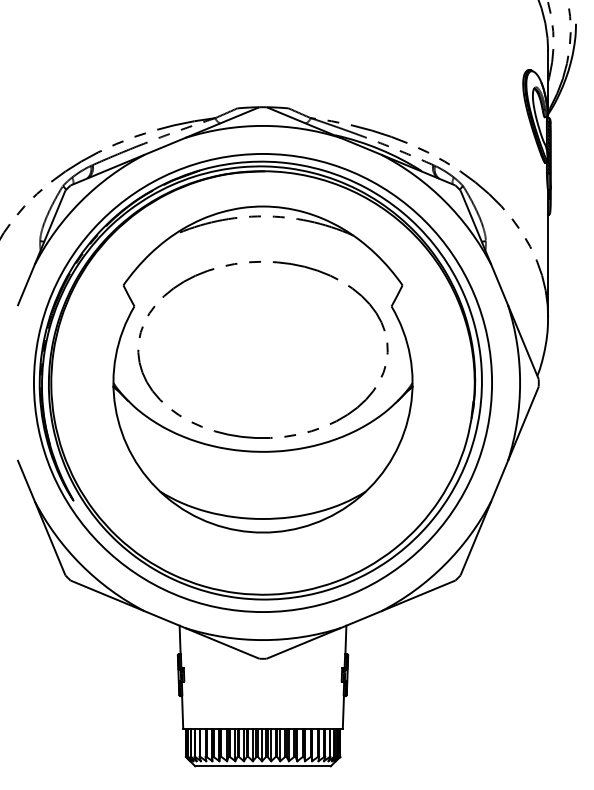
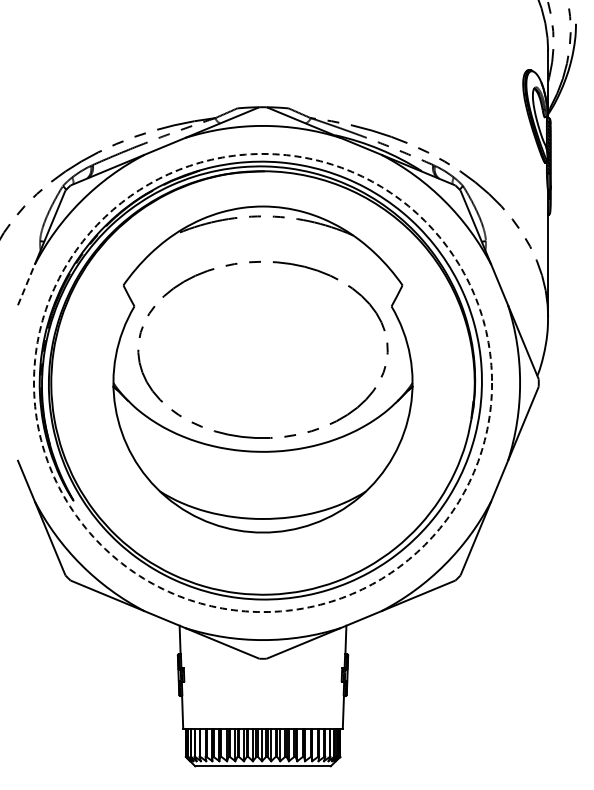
line: solid -> dashed (26, 285)
circle: solid -> dashed (262, 382)
